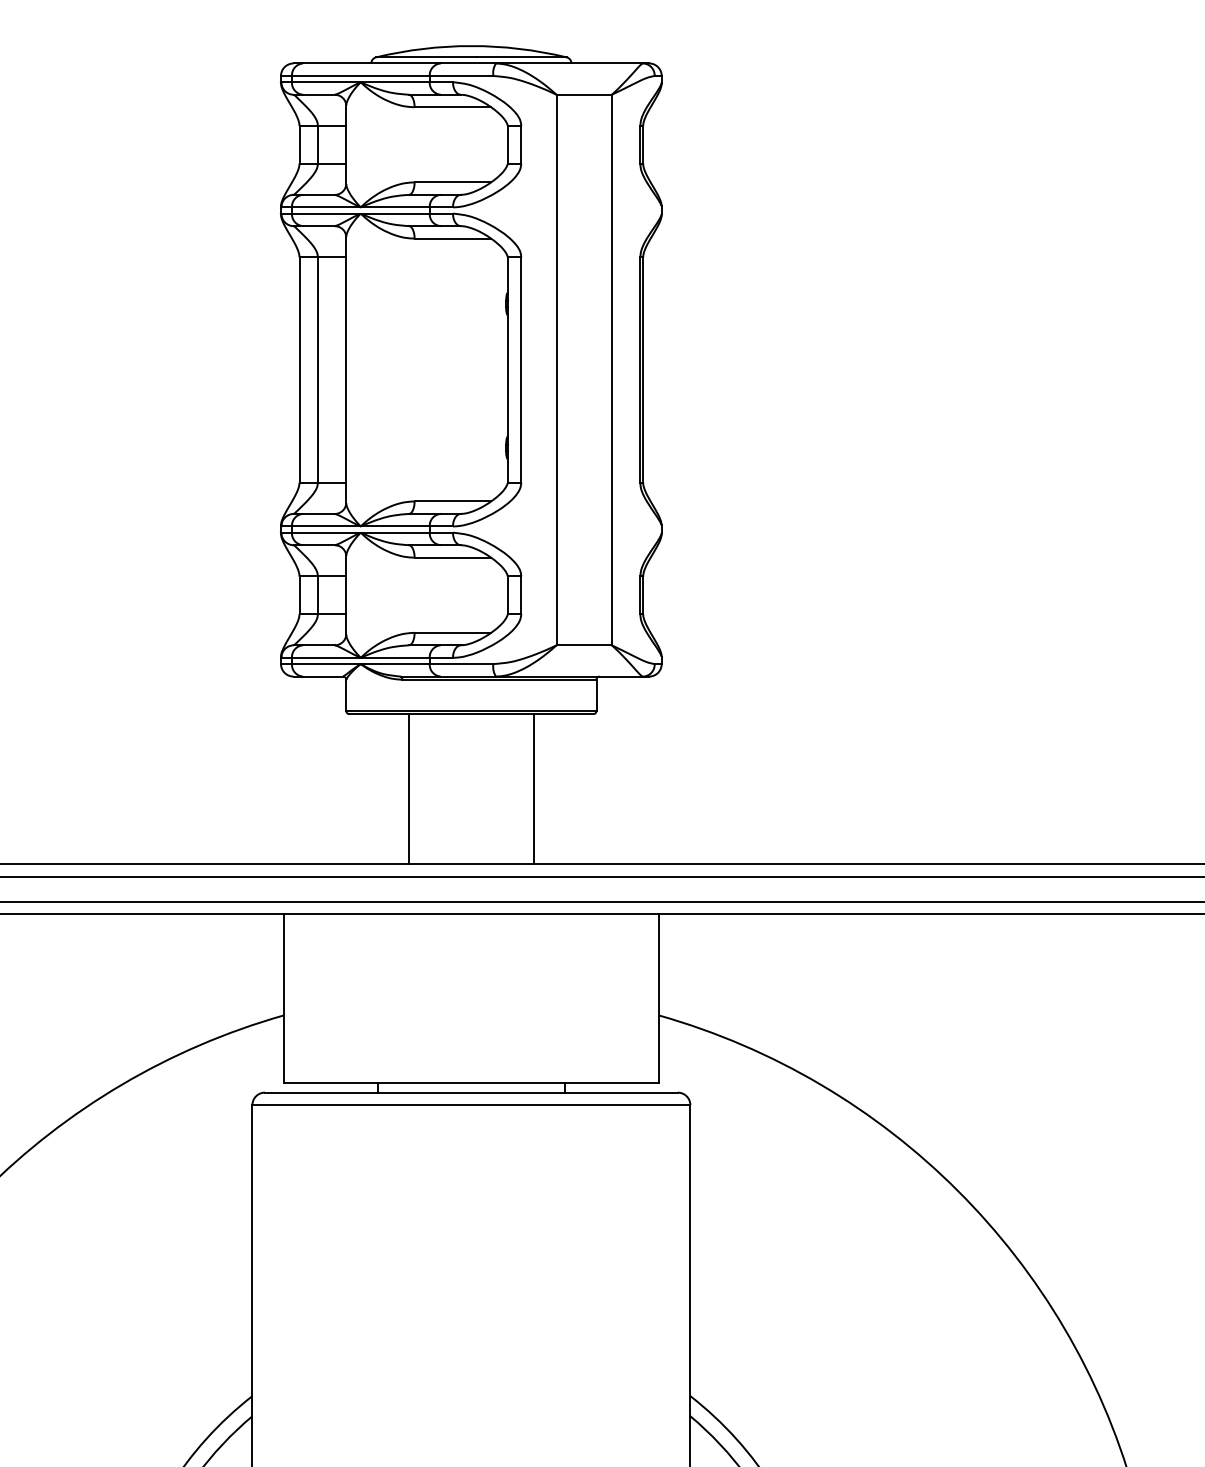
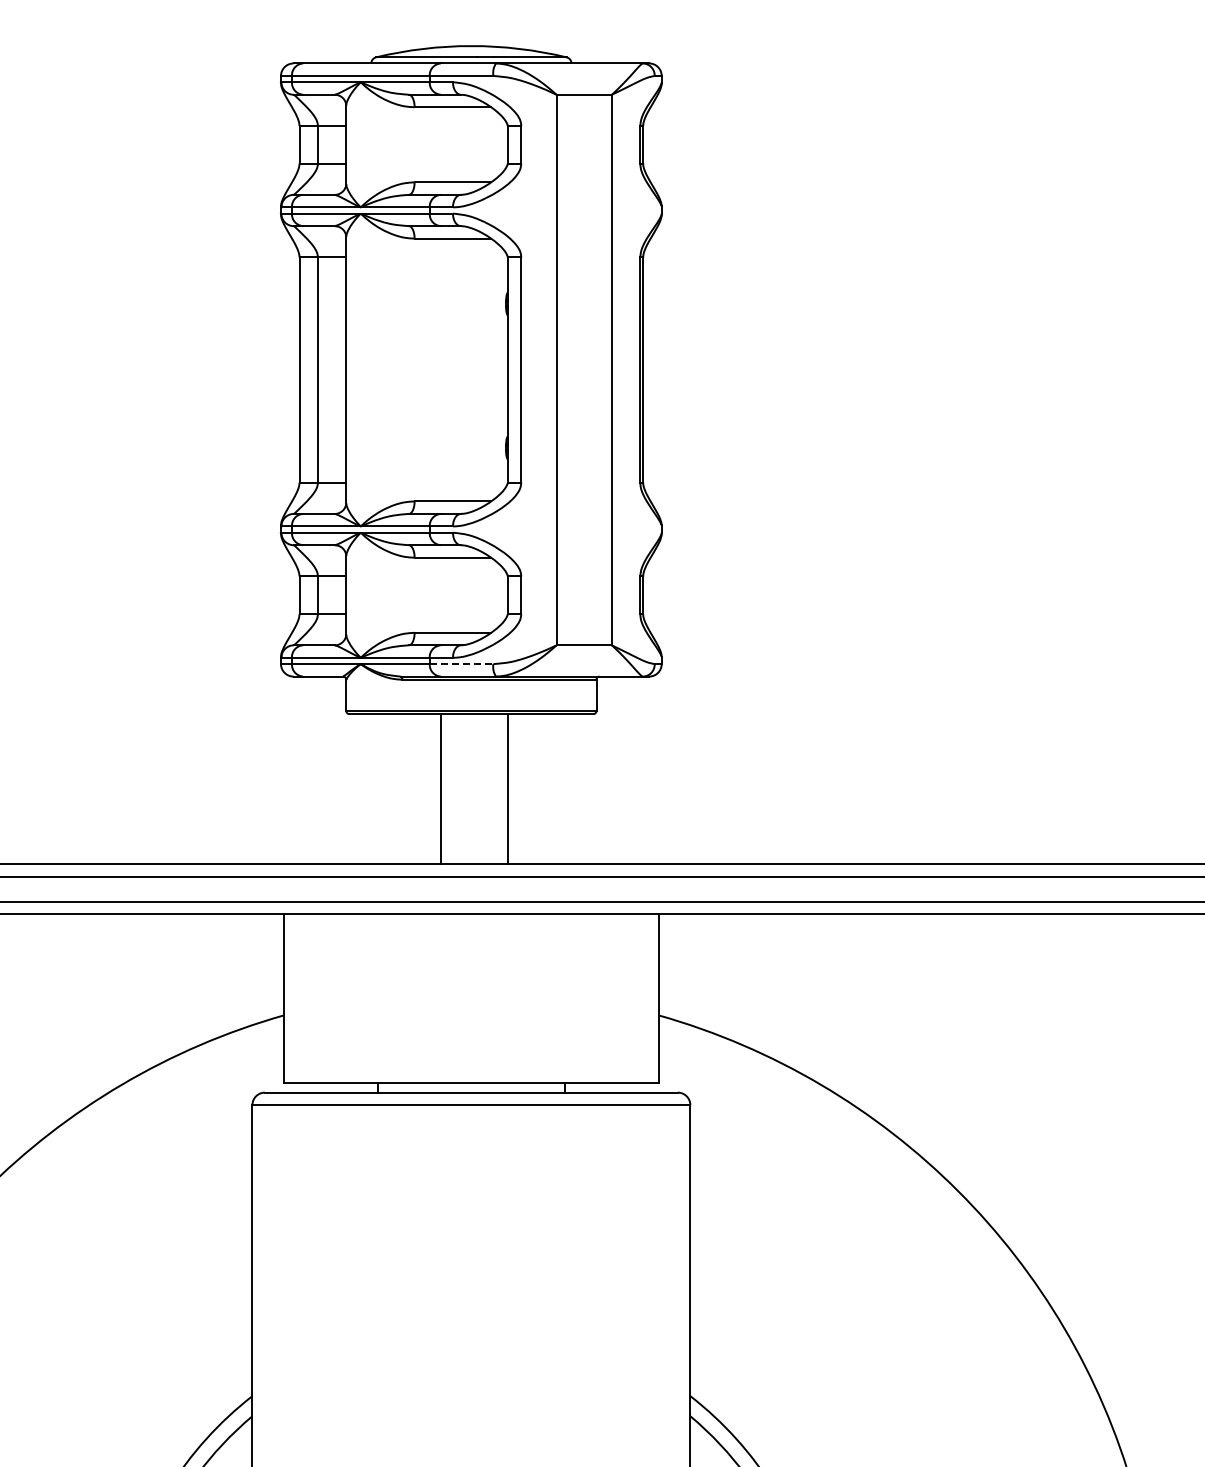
line: solid -> dashed (461, 664)
line position: (408, 789) -> (440, 789) (440, 789)
line position: (533, 789) -> (507, 789) (507, 789)
